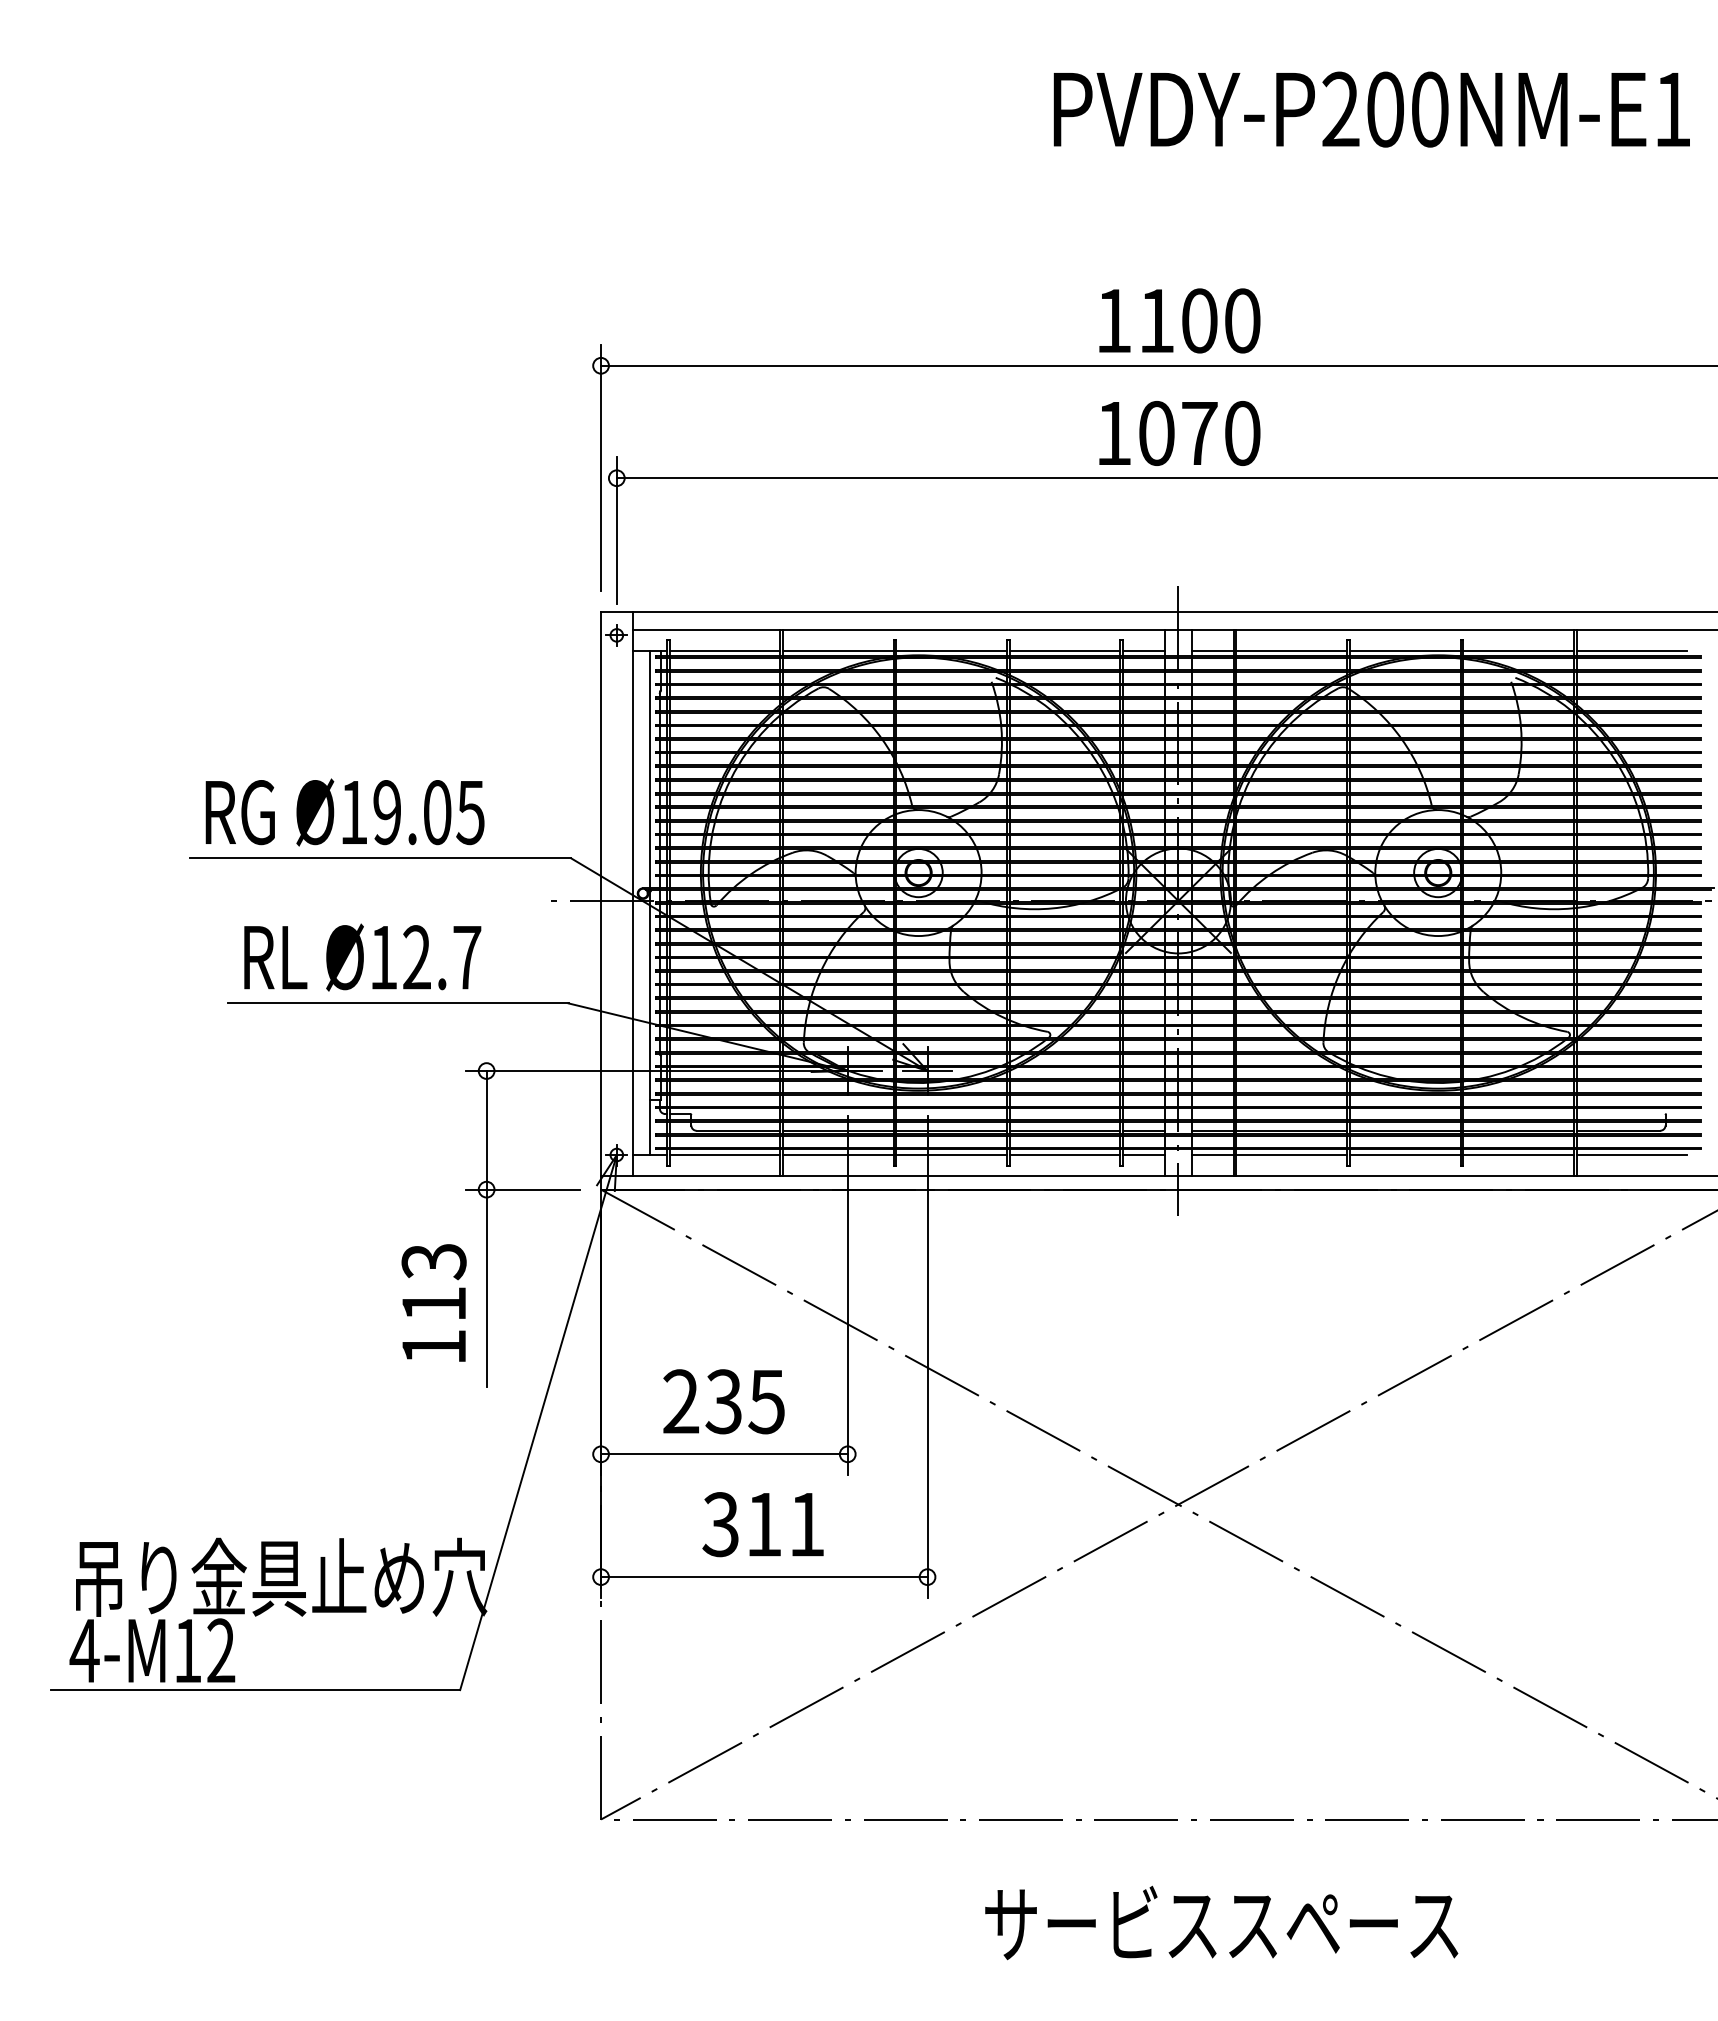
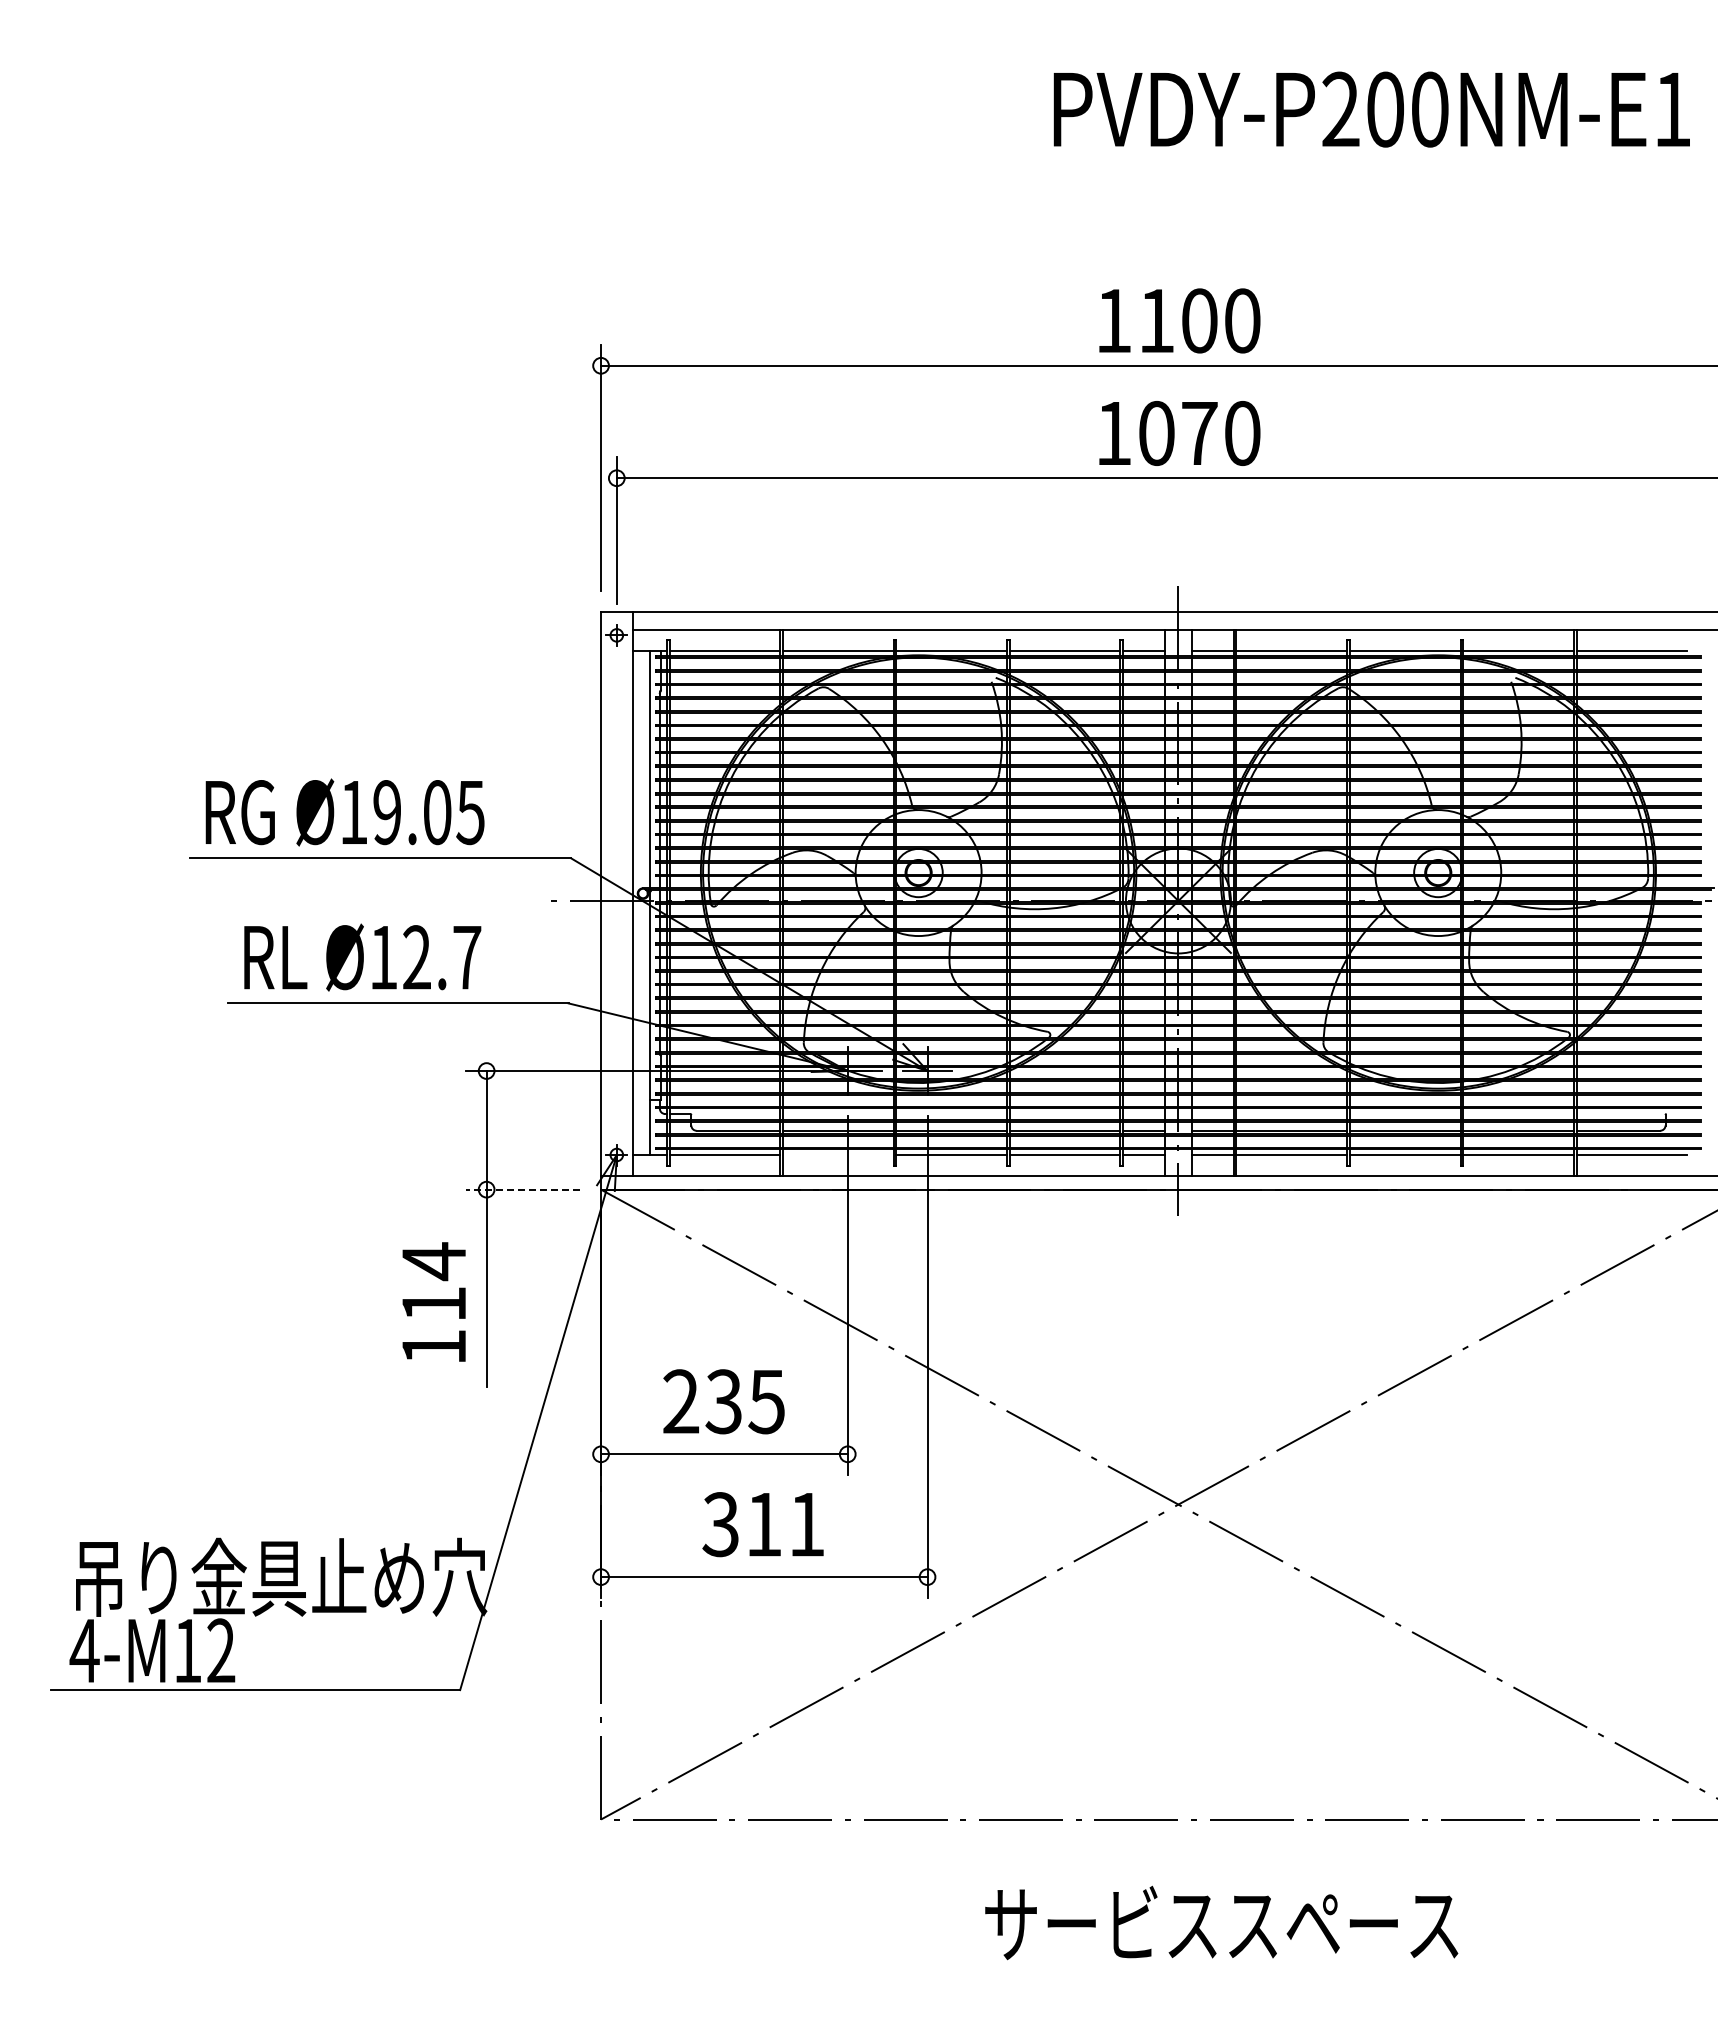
line: present -> none (837, 1155)
line: solid -> dashed (522, 1189)
text: 113 -> 114 (433, 1261)
